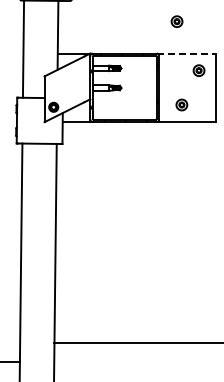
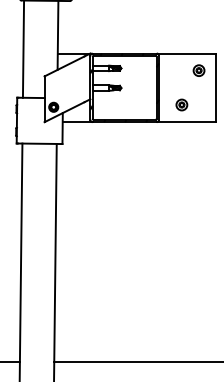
part: present -> none (176, 21)
line: dashed -> solid (186, 53)
line position: (137, 343) -> (137, 362) (137, 362)
